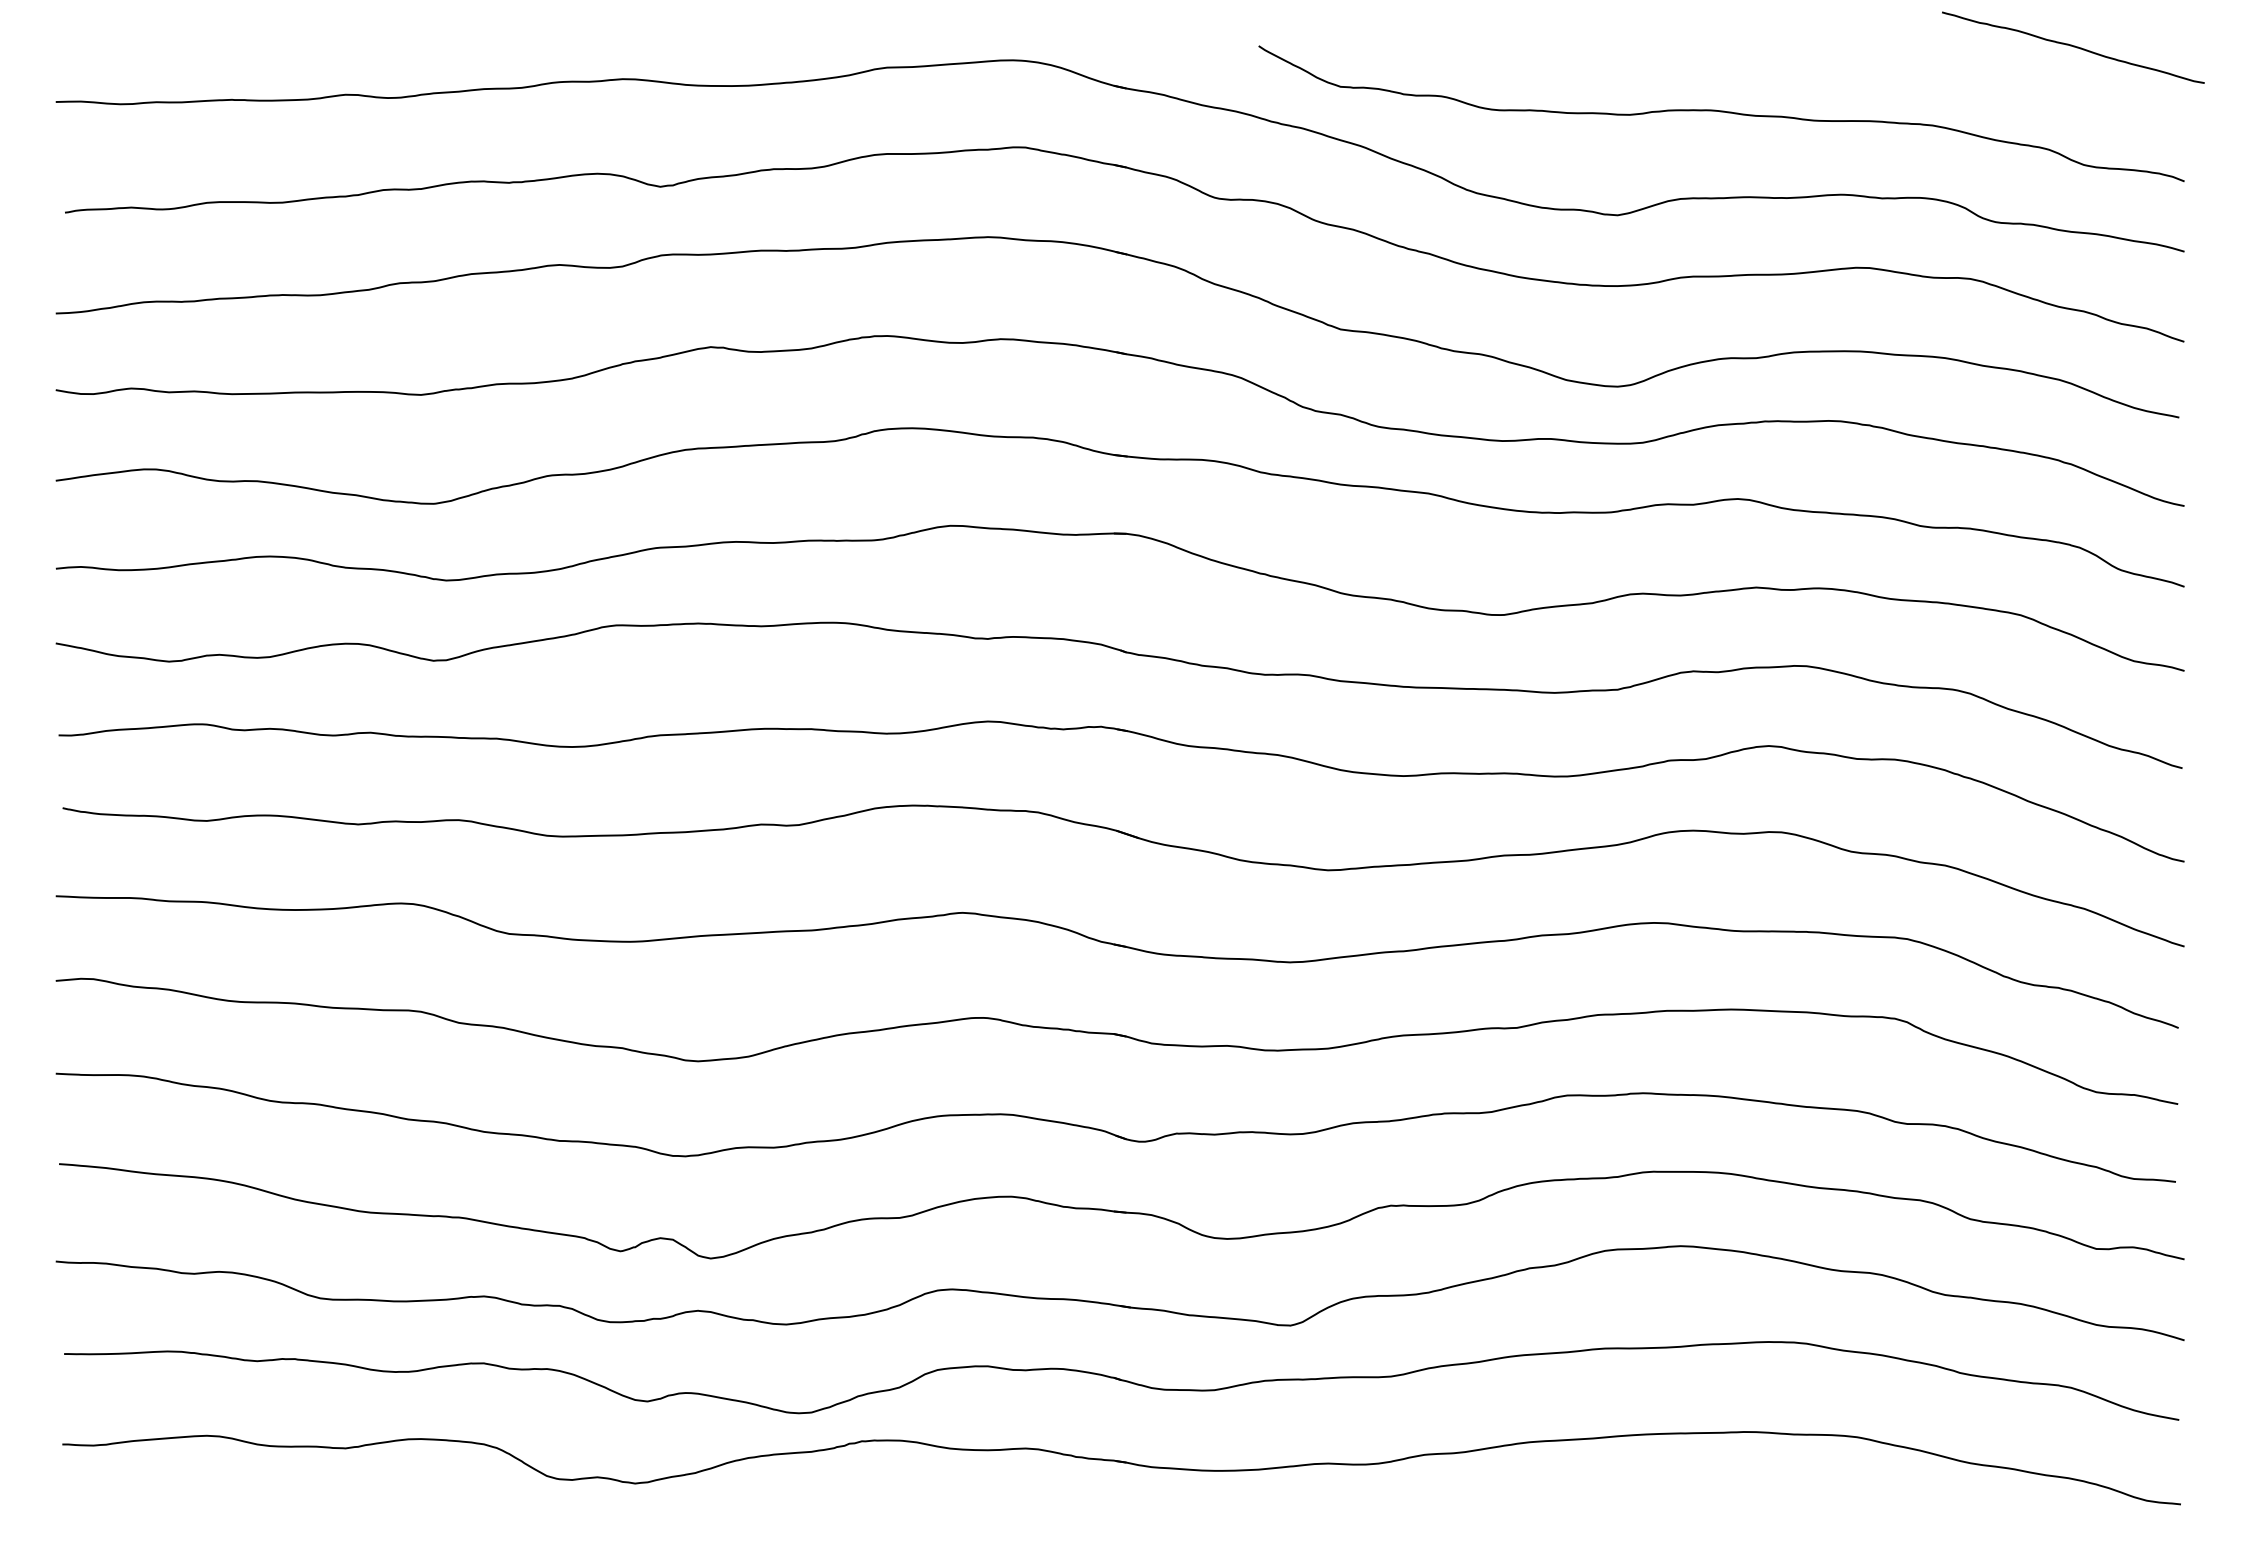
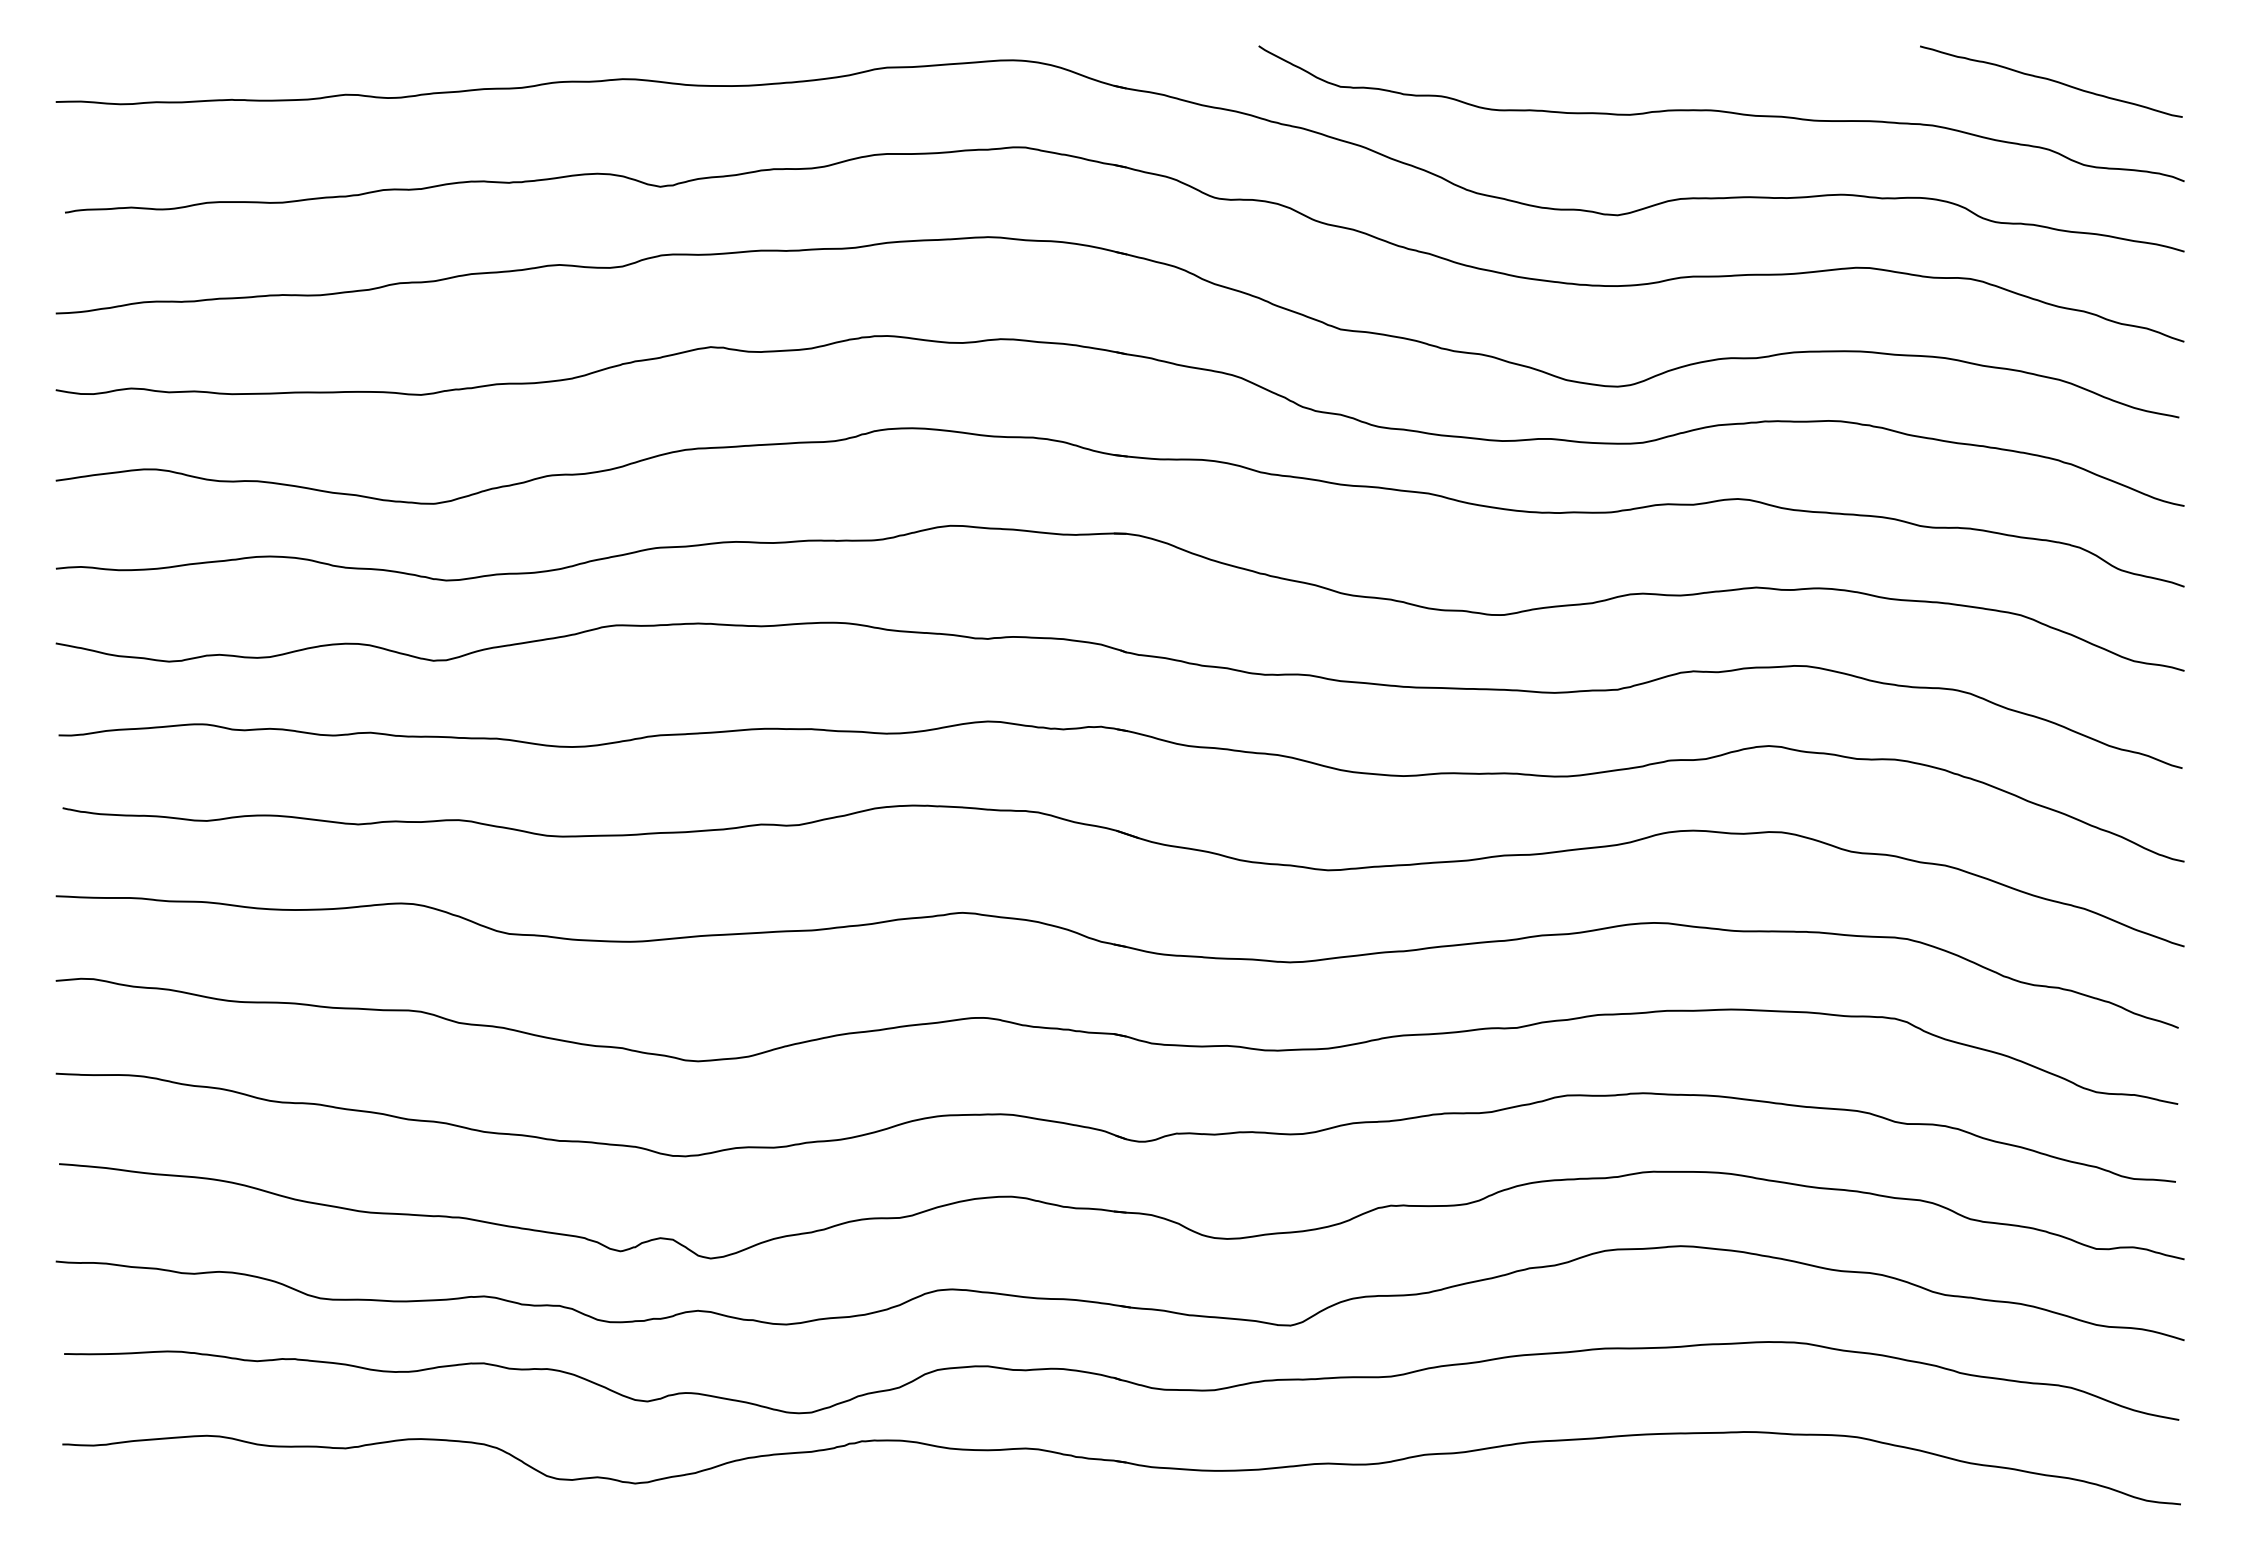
curve position: (2073, 47) -> (2051, 81) (2051, 81)
